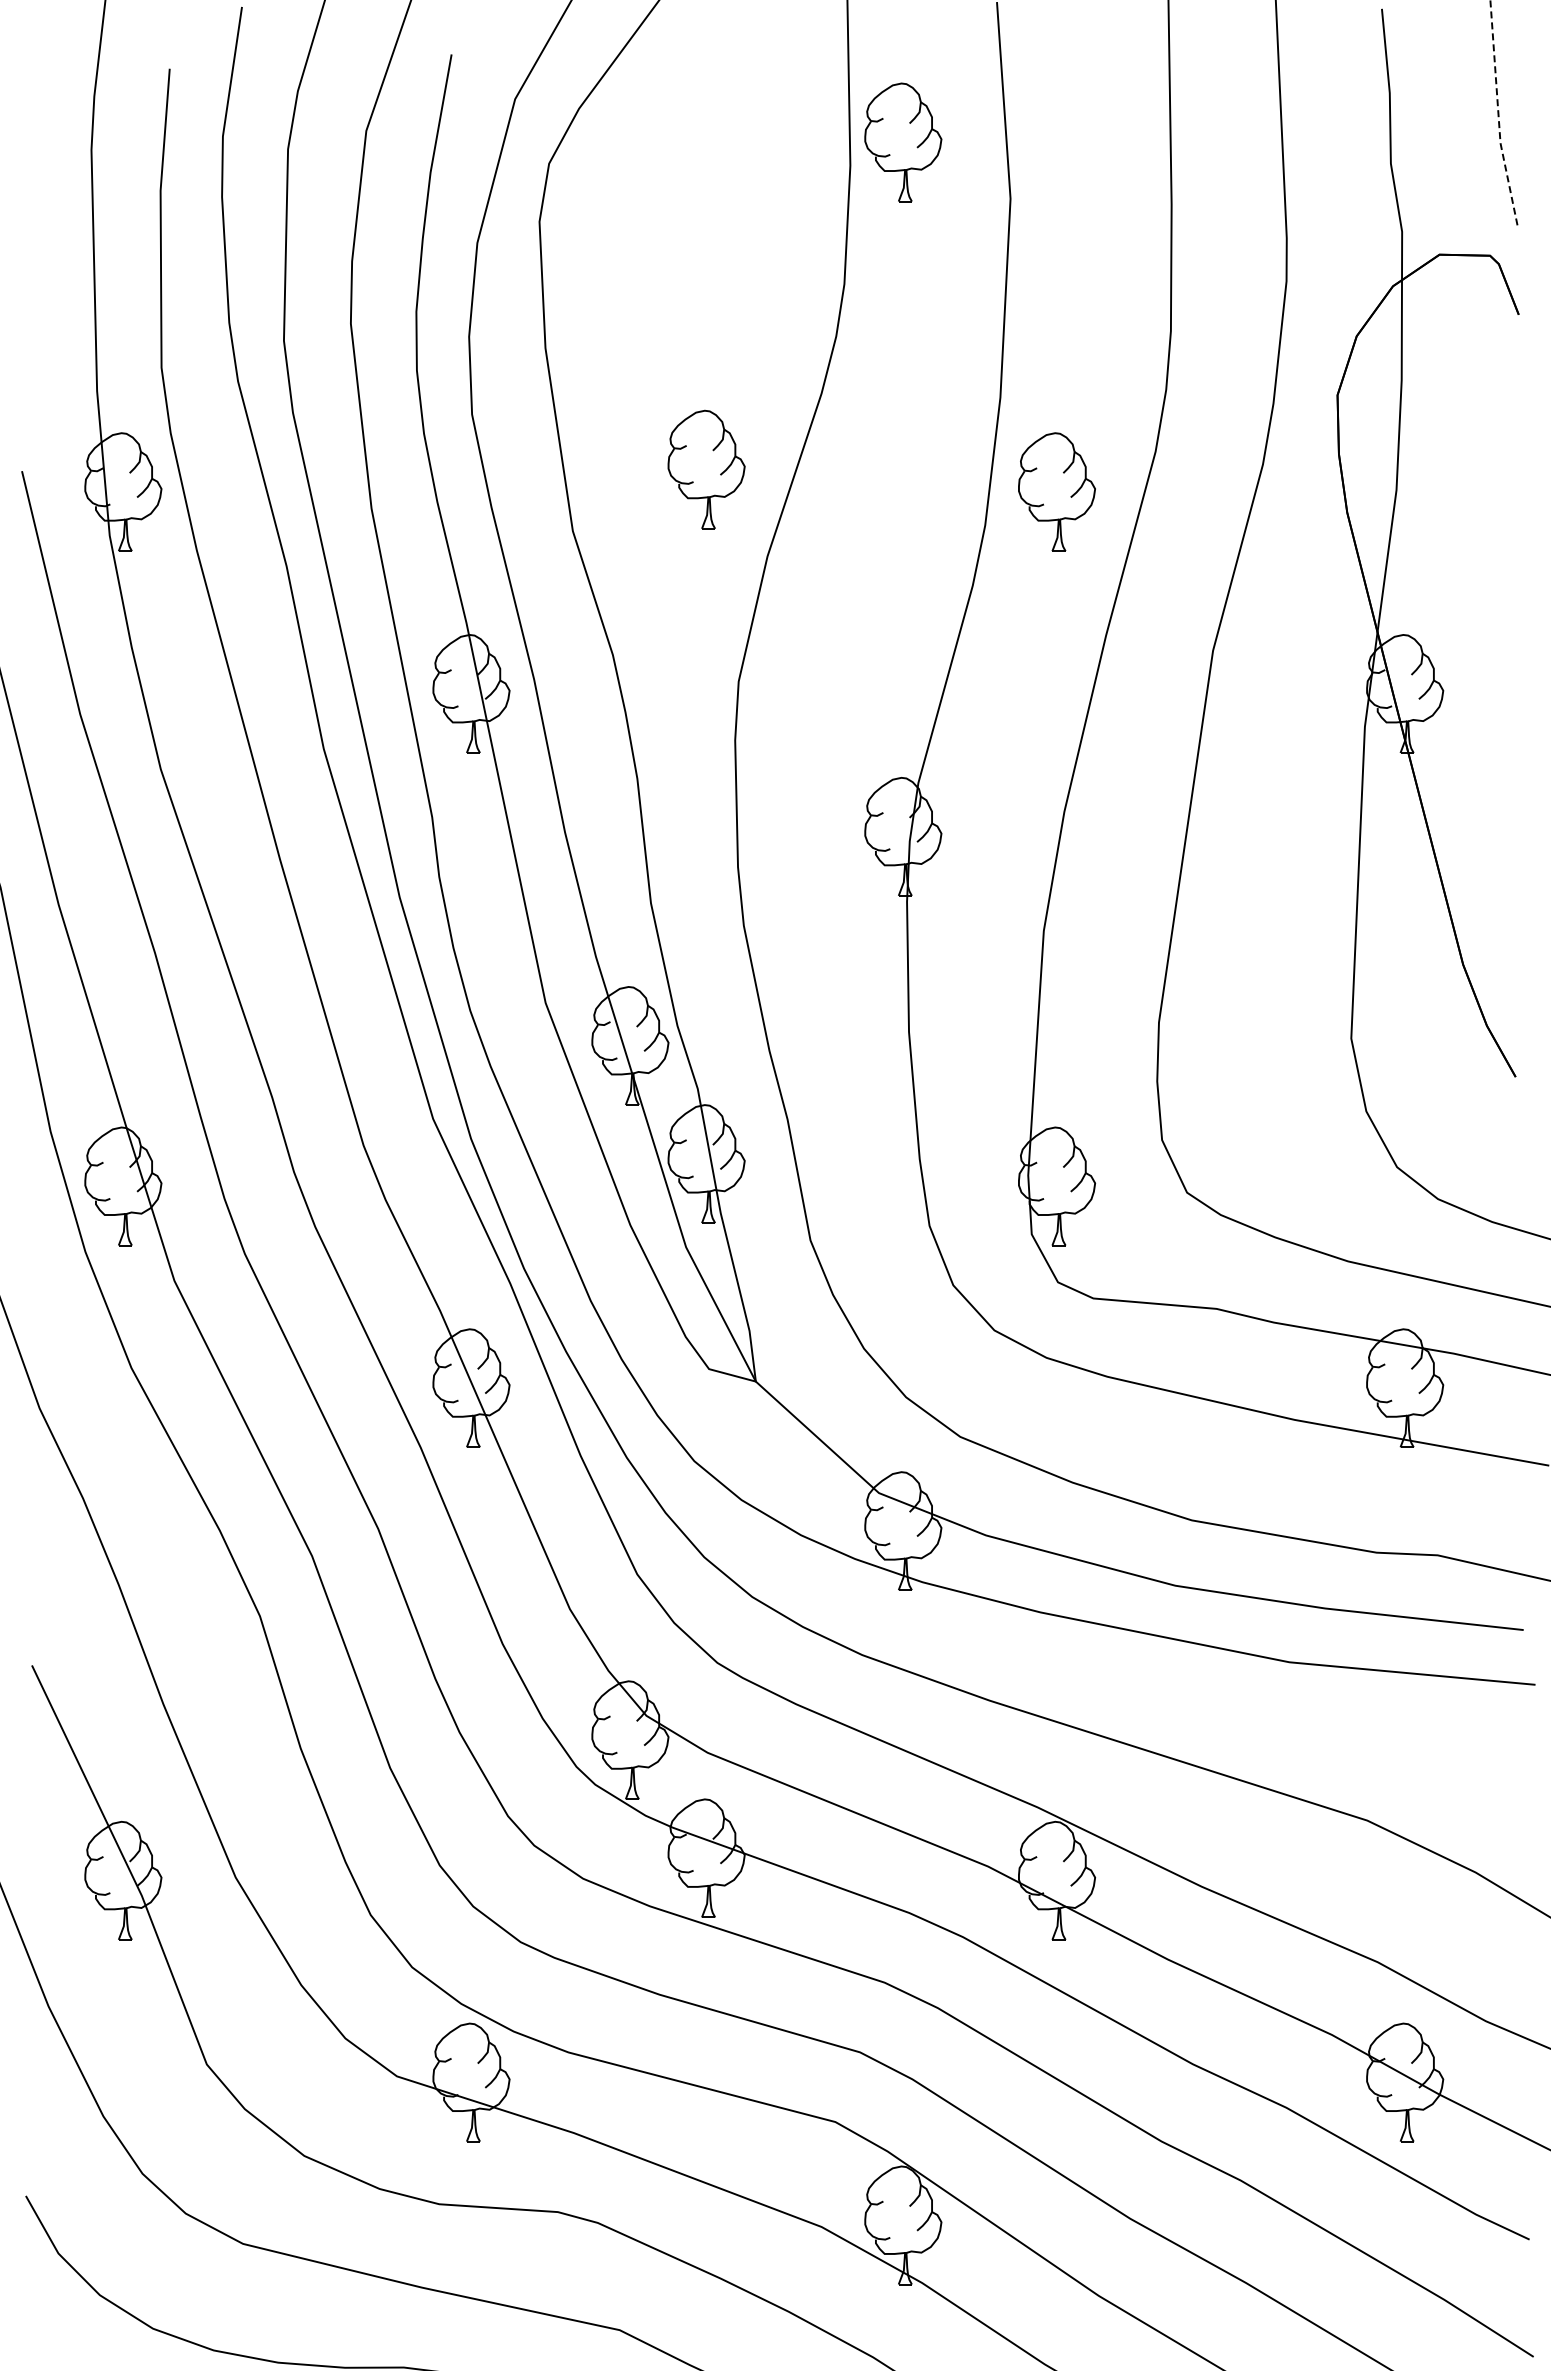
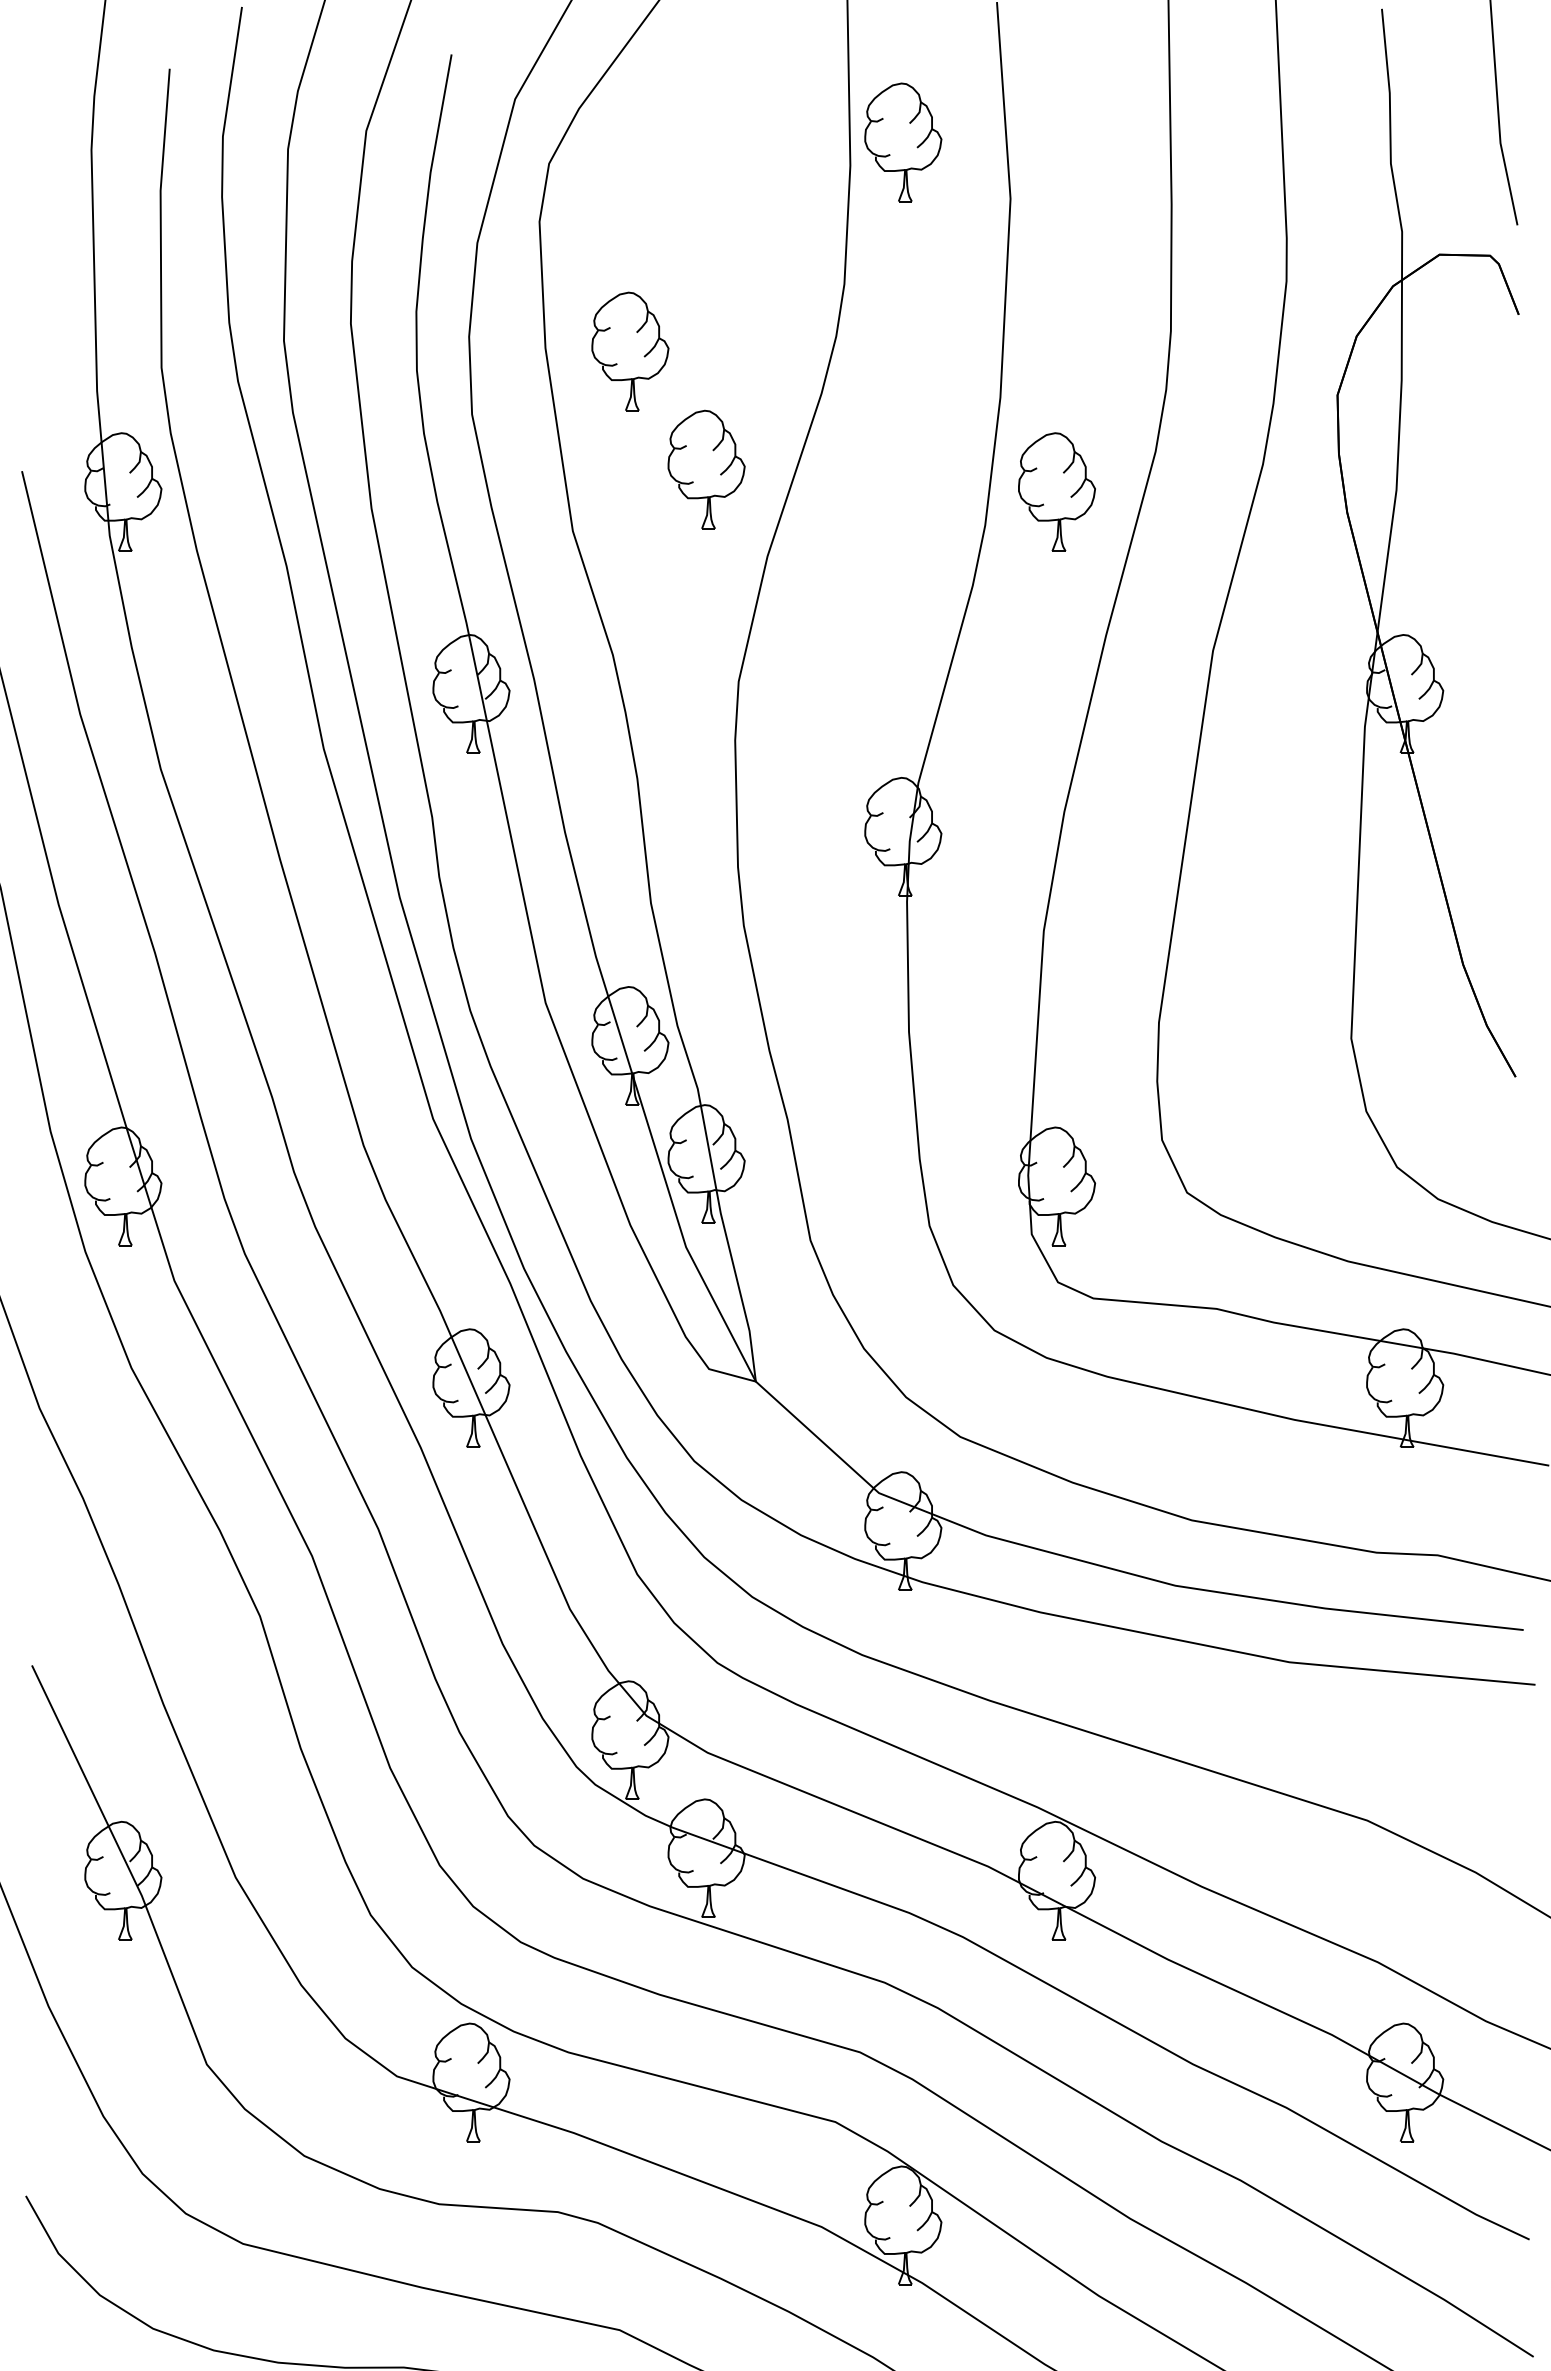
line: dashed -> solid (1498, 114)
part: none -> present (630, 351)
